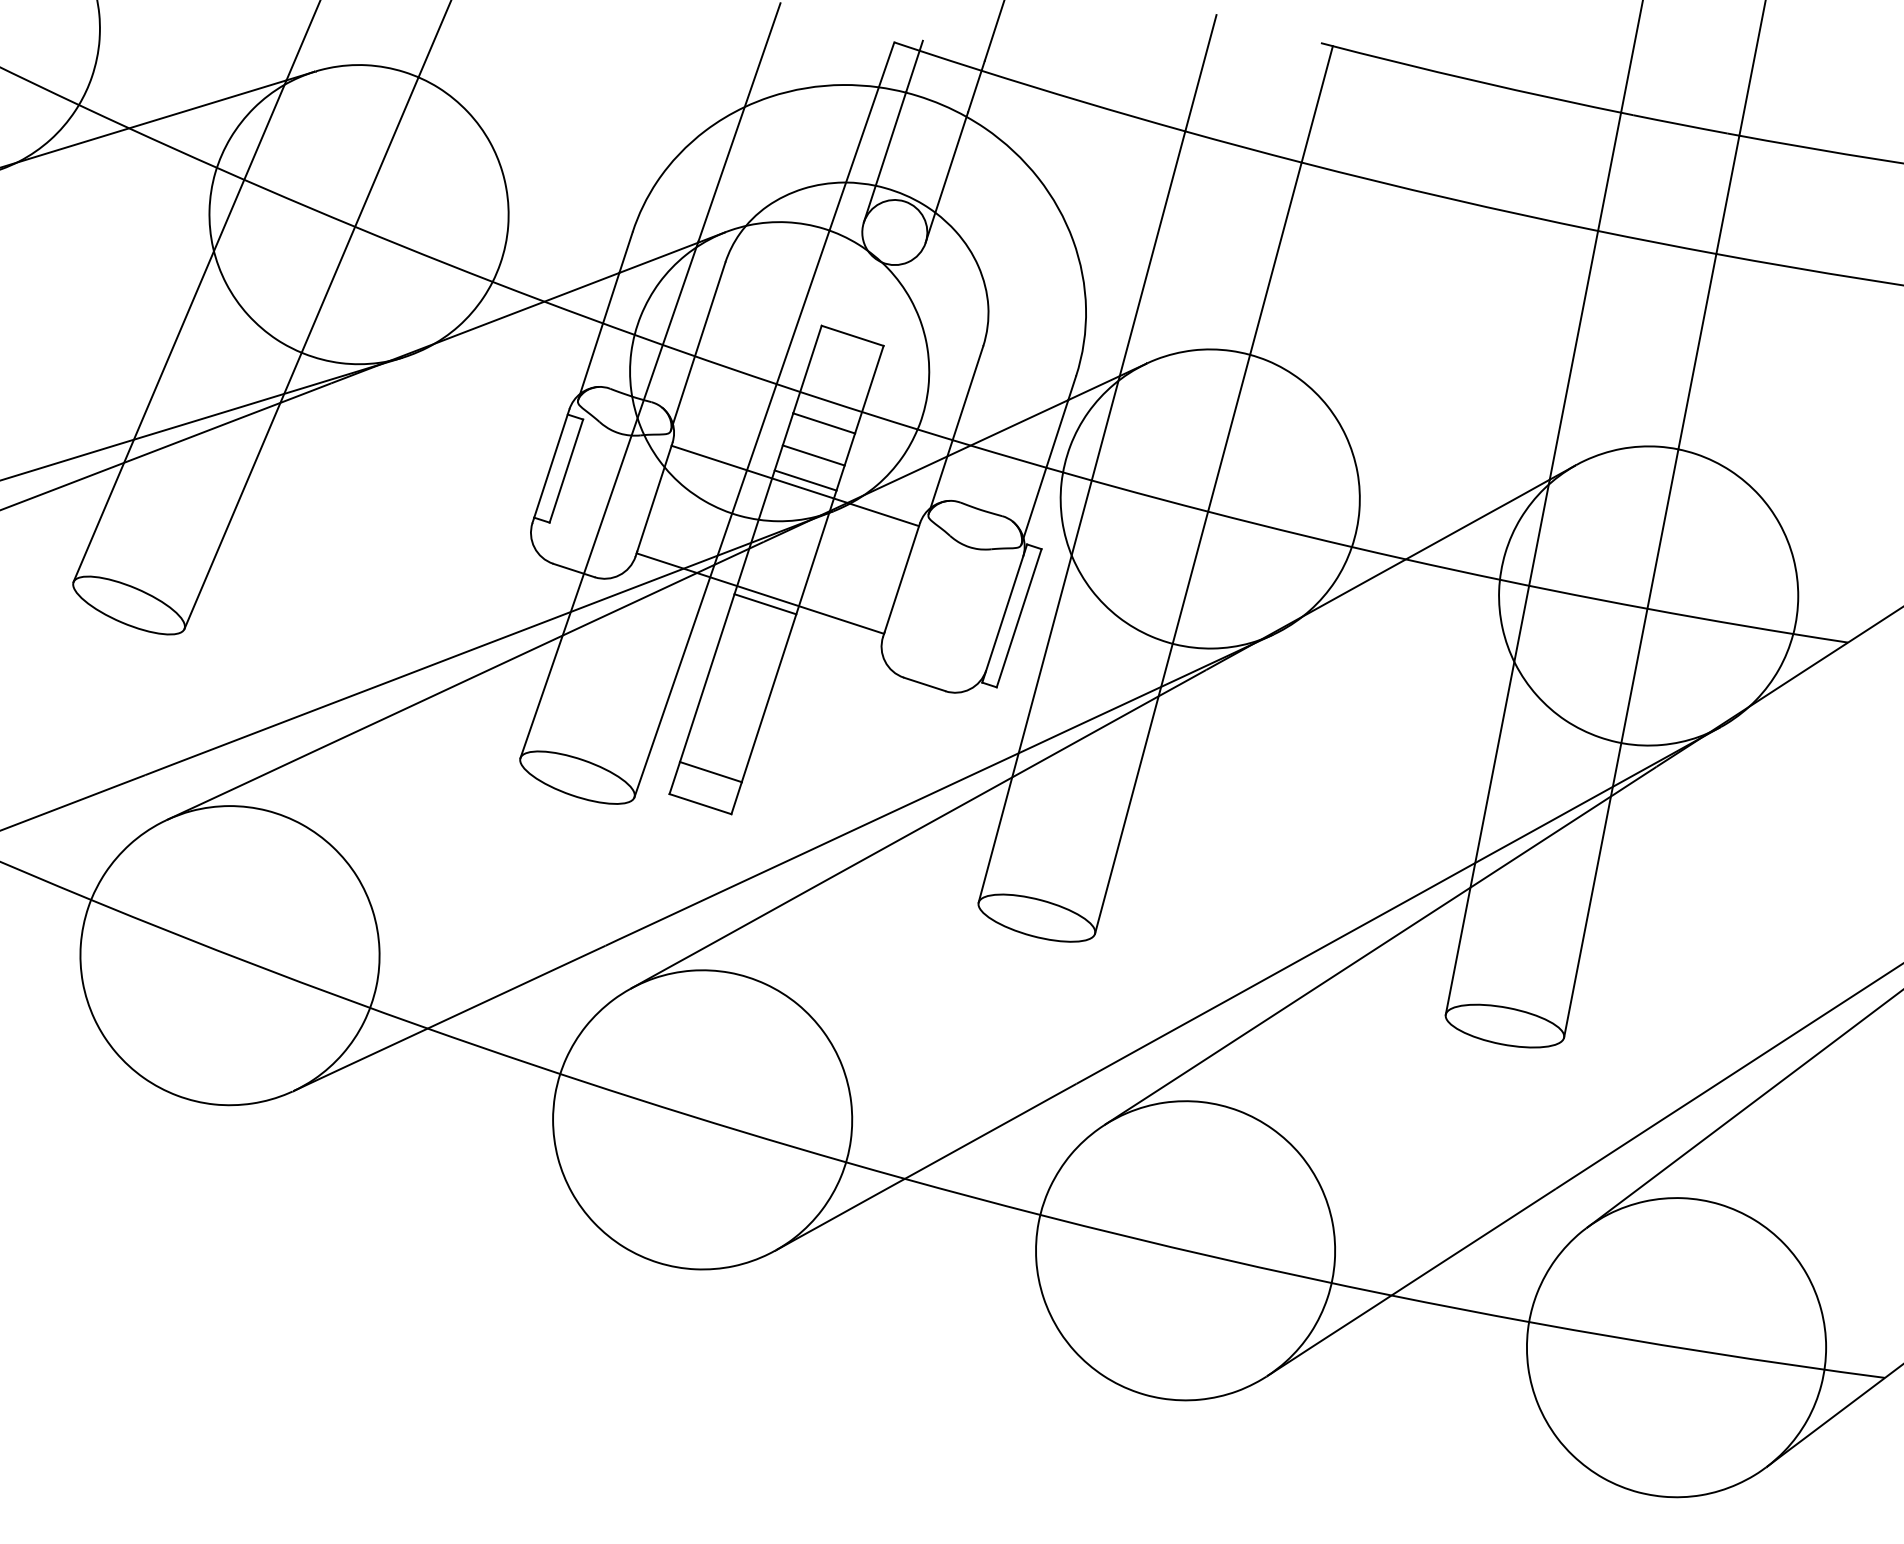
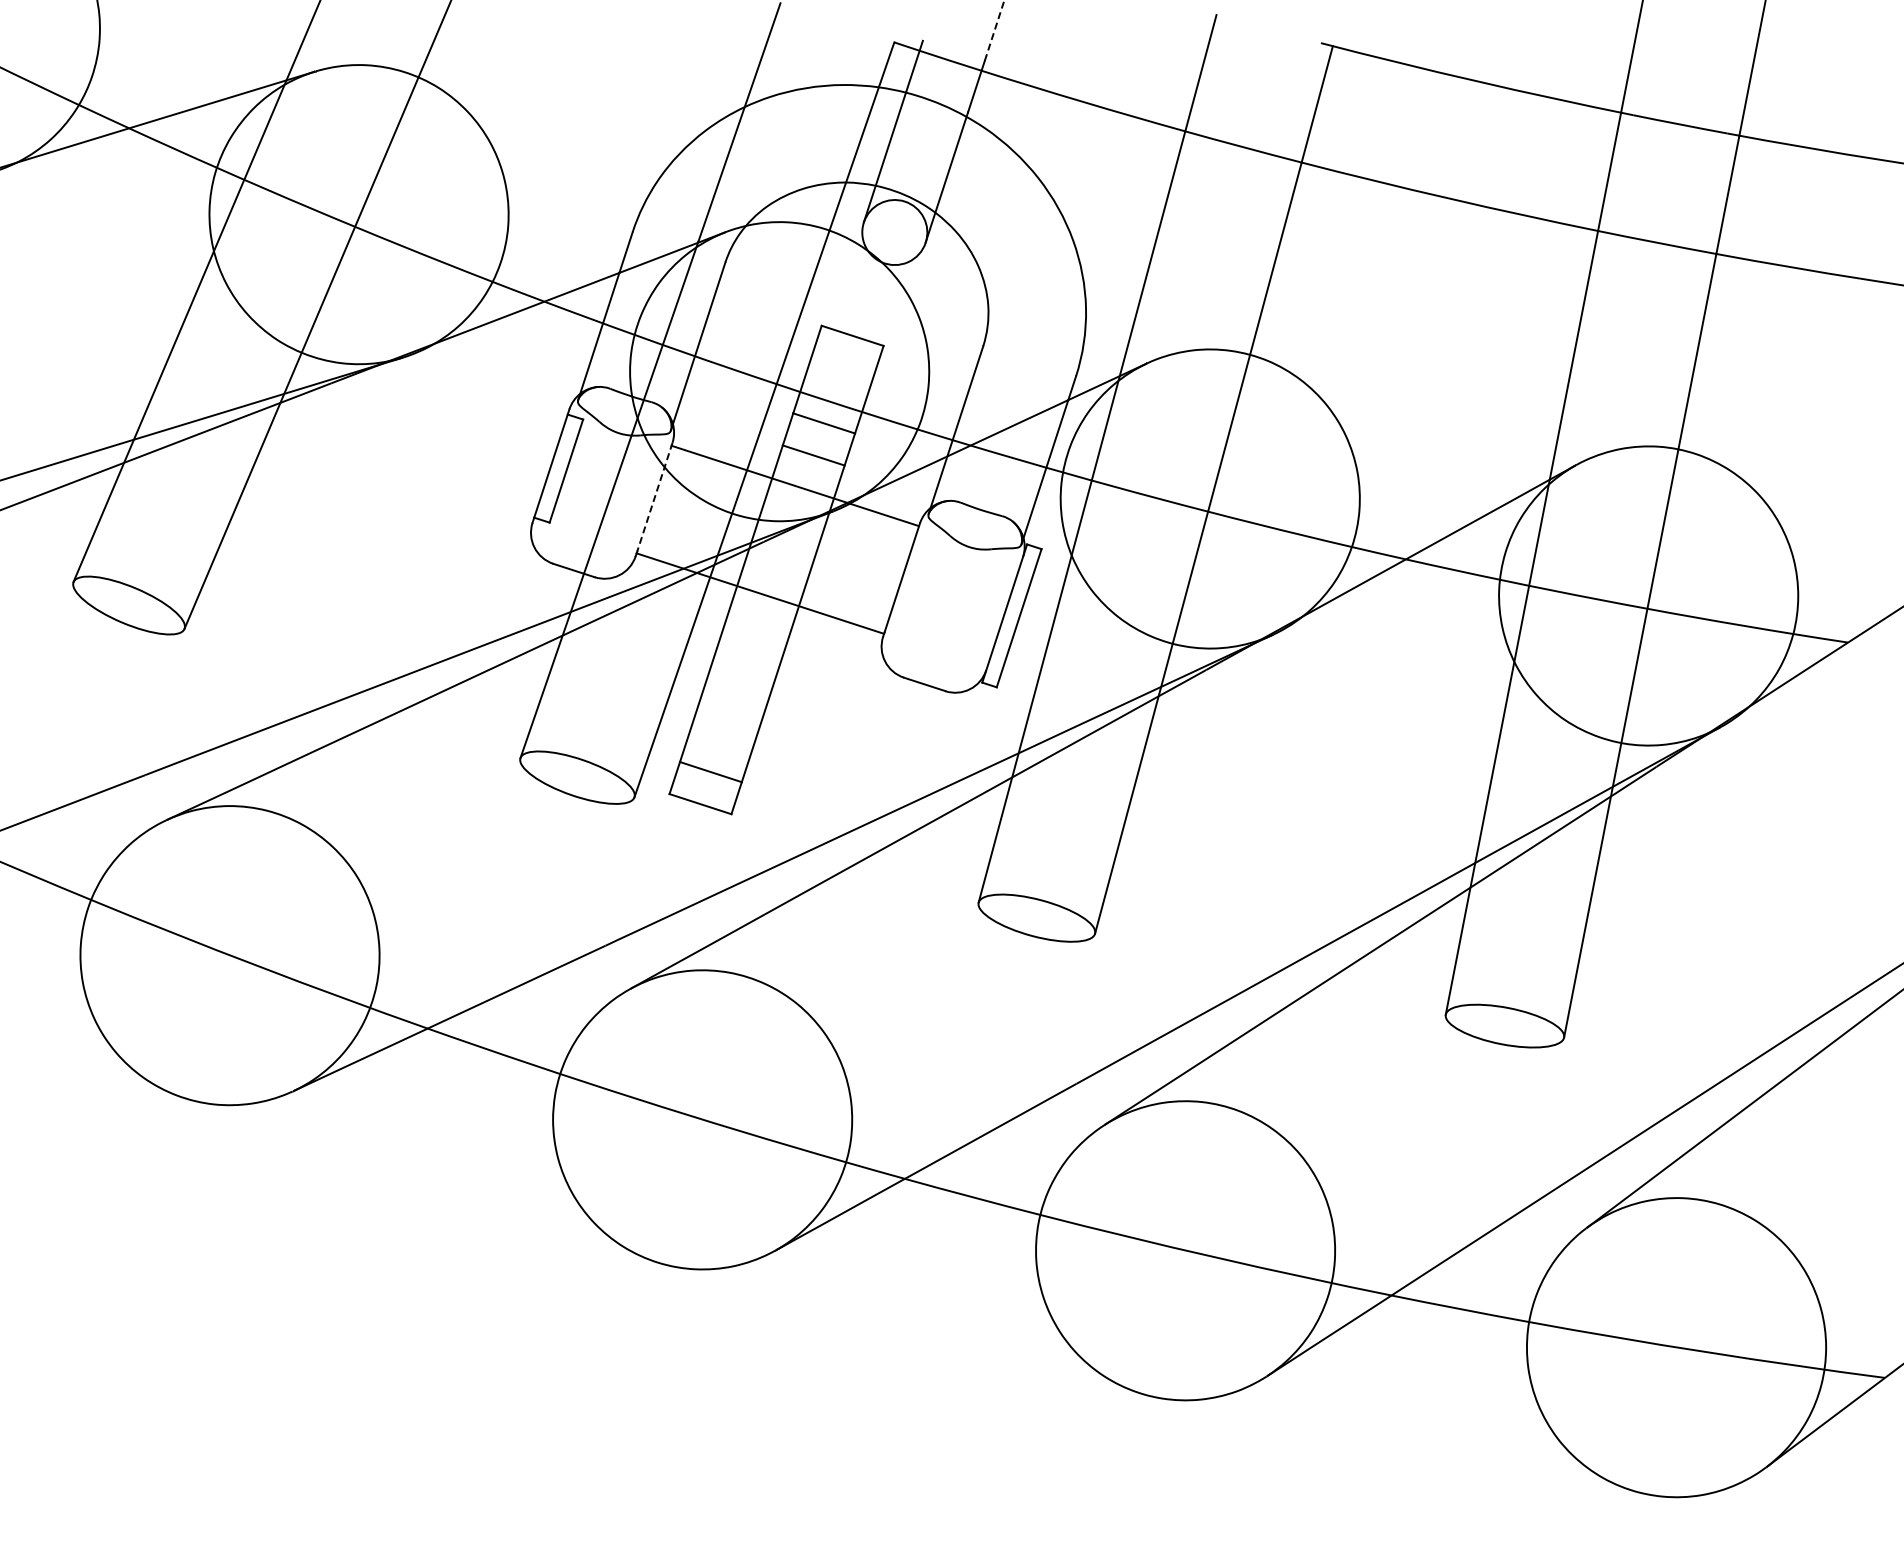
line: solid -> dashed (994, 30)
line: present -> none (805, 480)
line: solid -> dashed (654, 497)
line: present -> none (765, 604)
